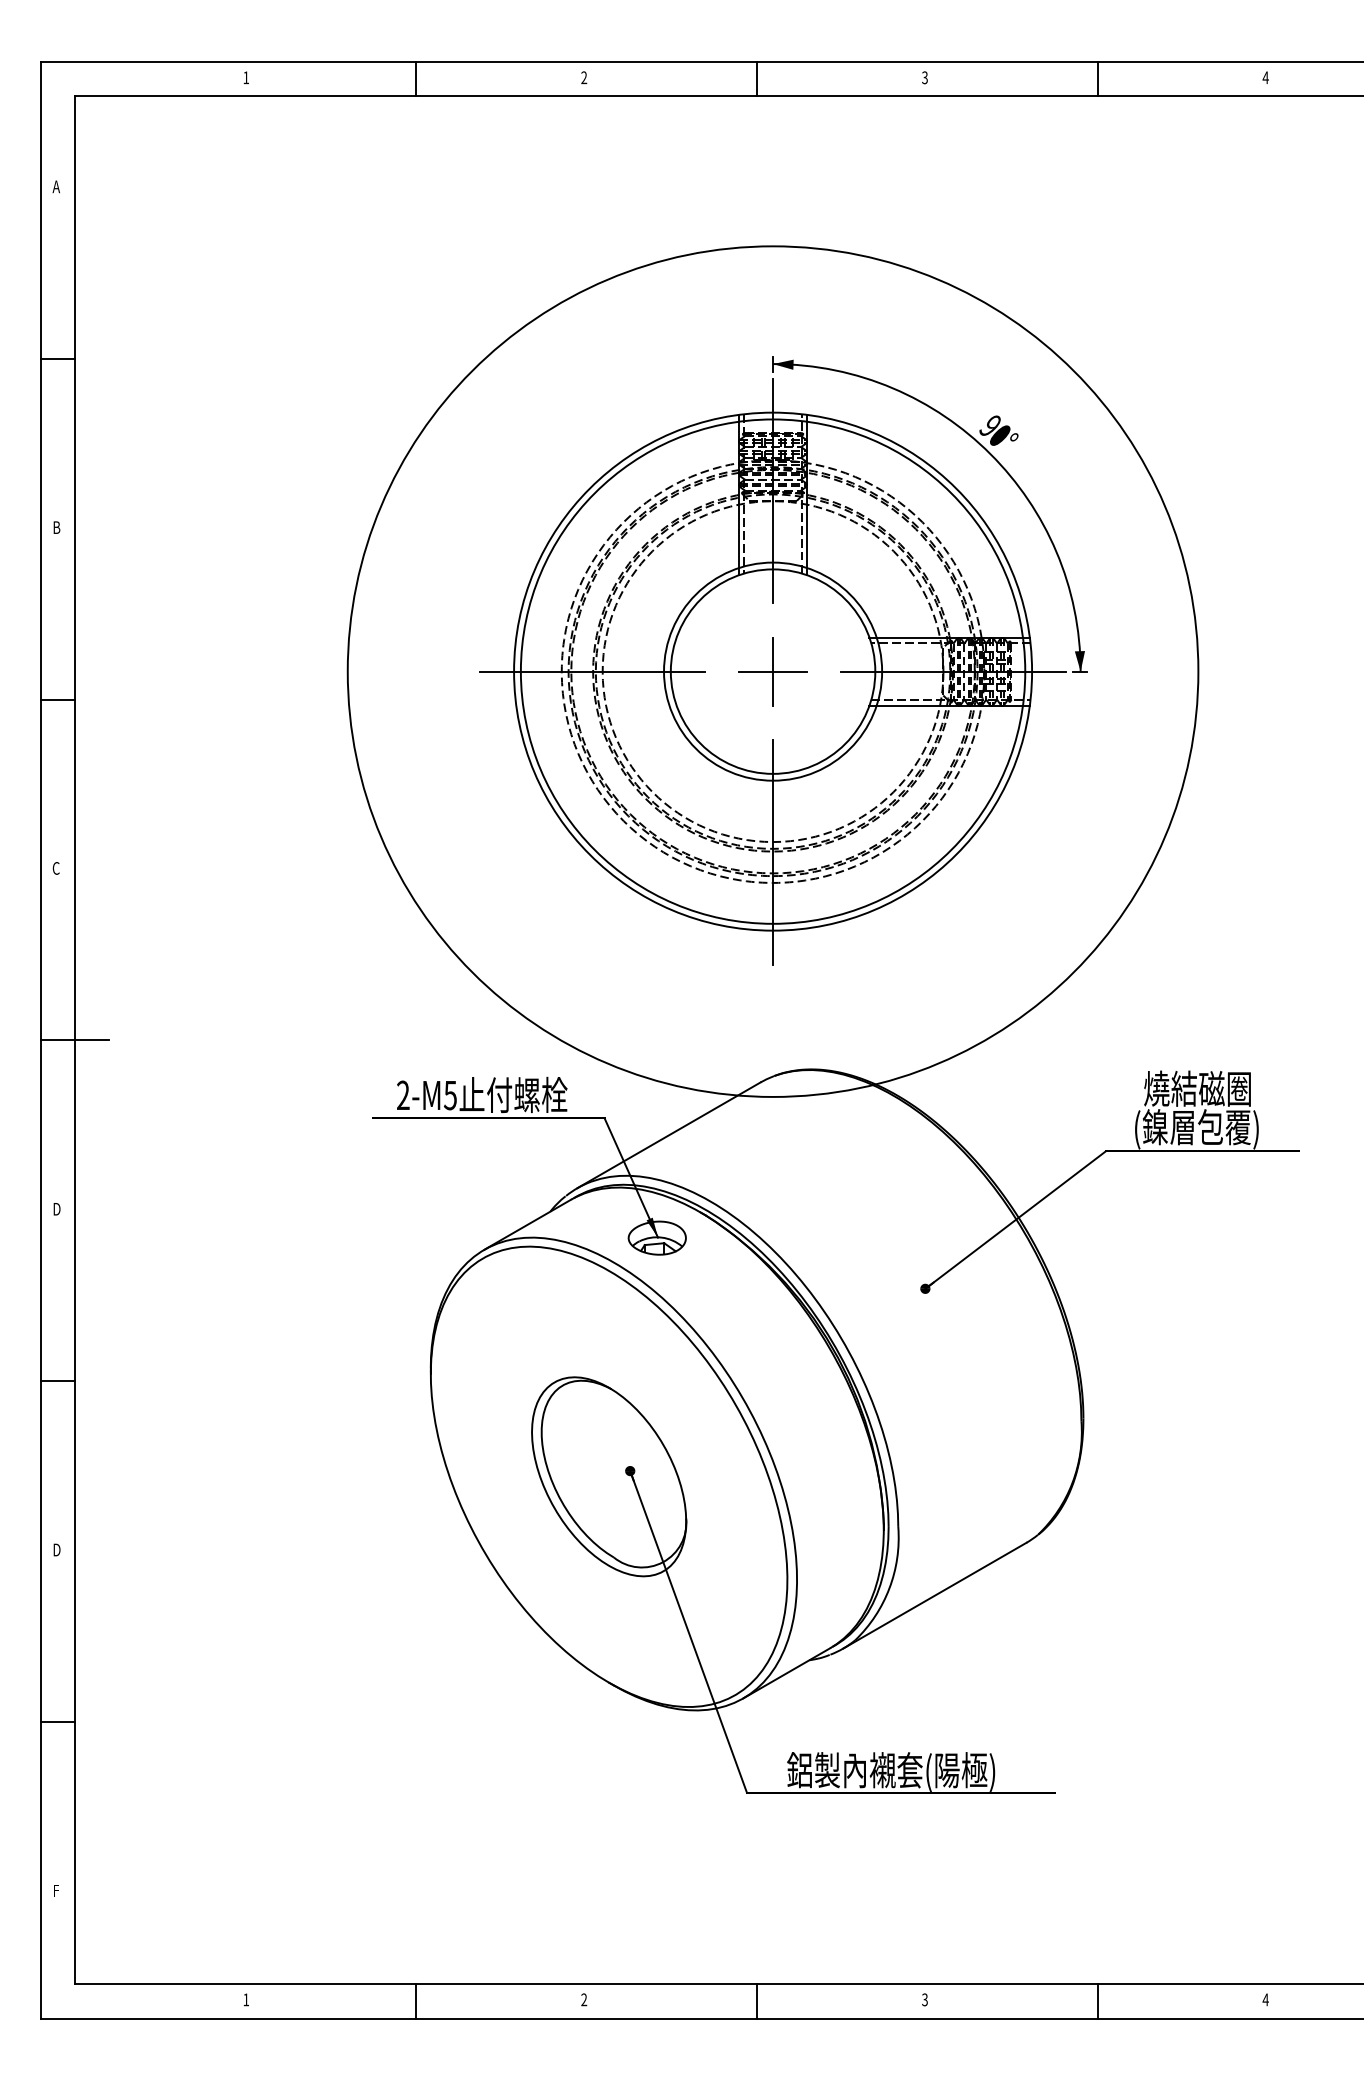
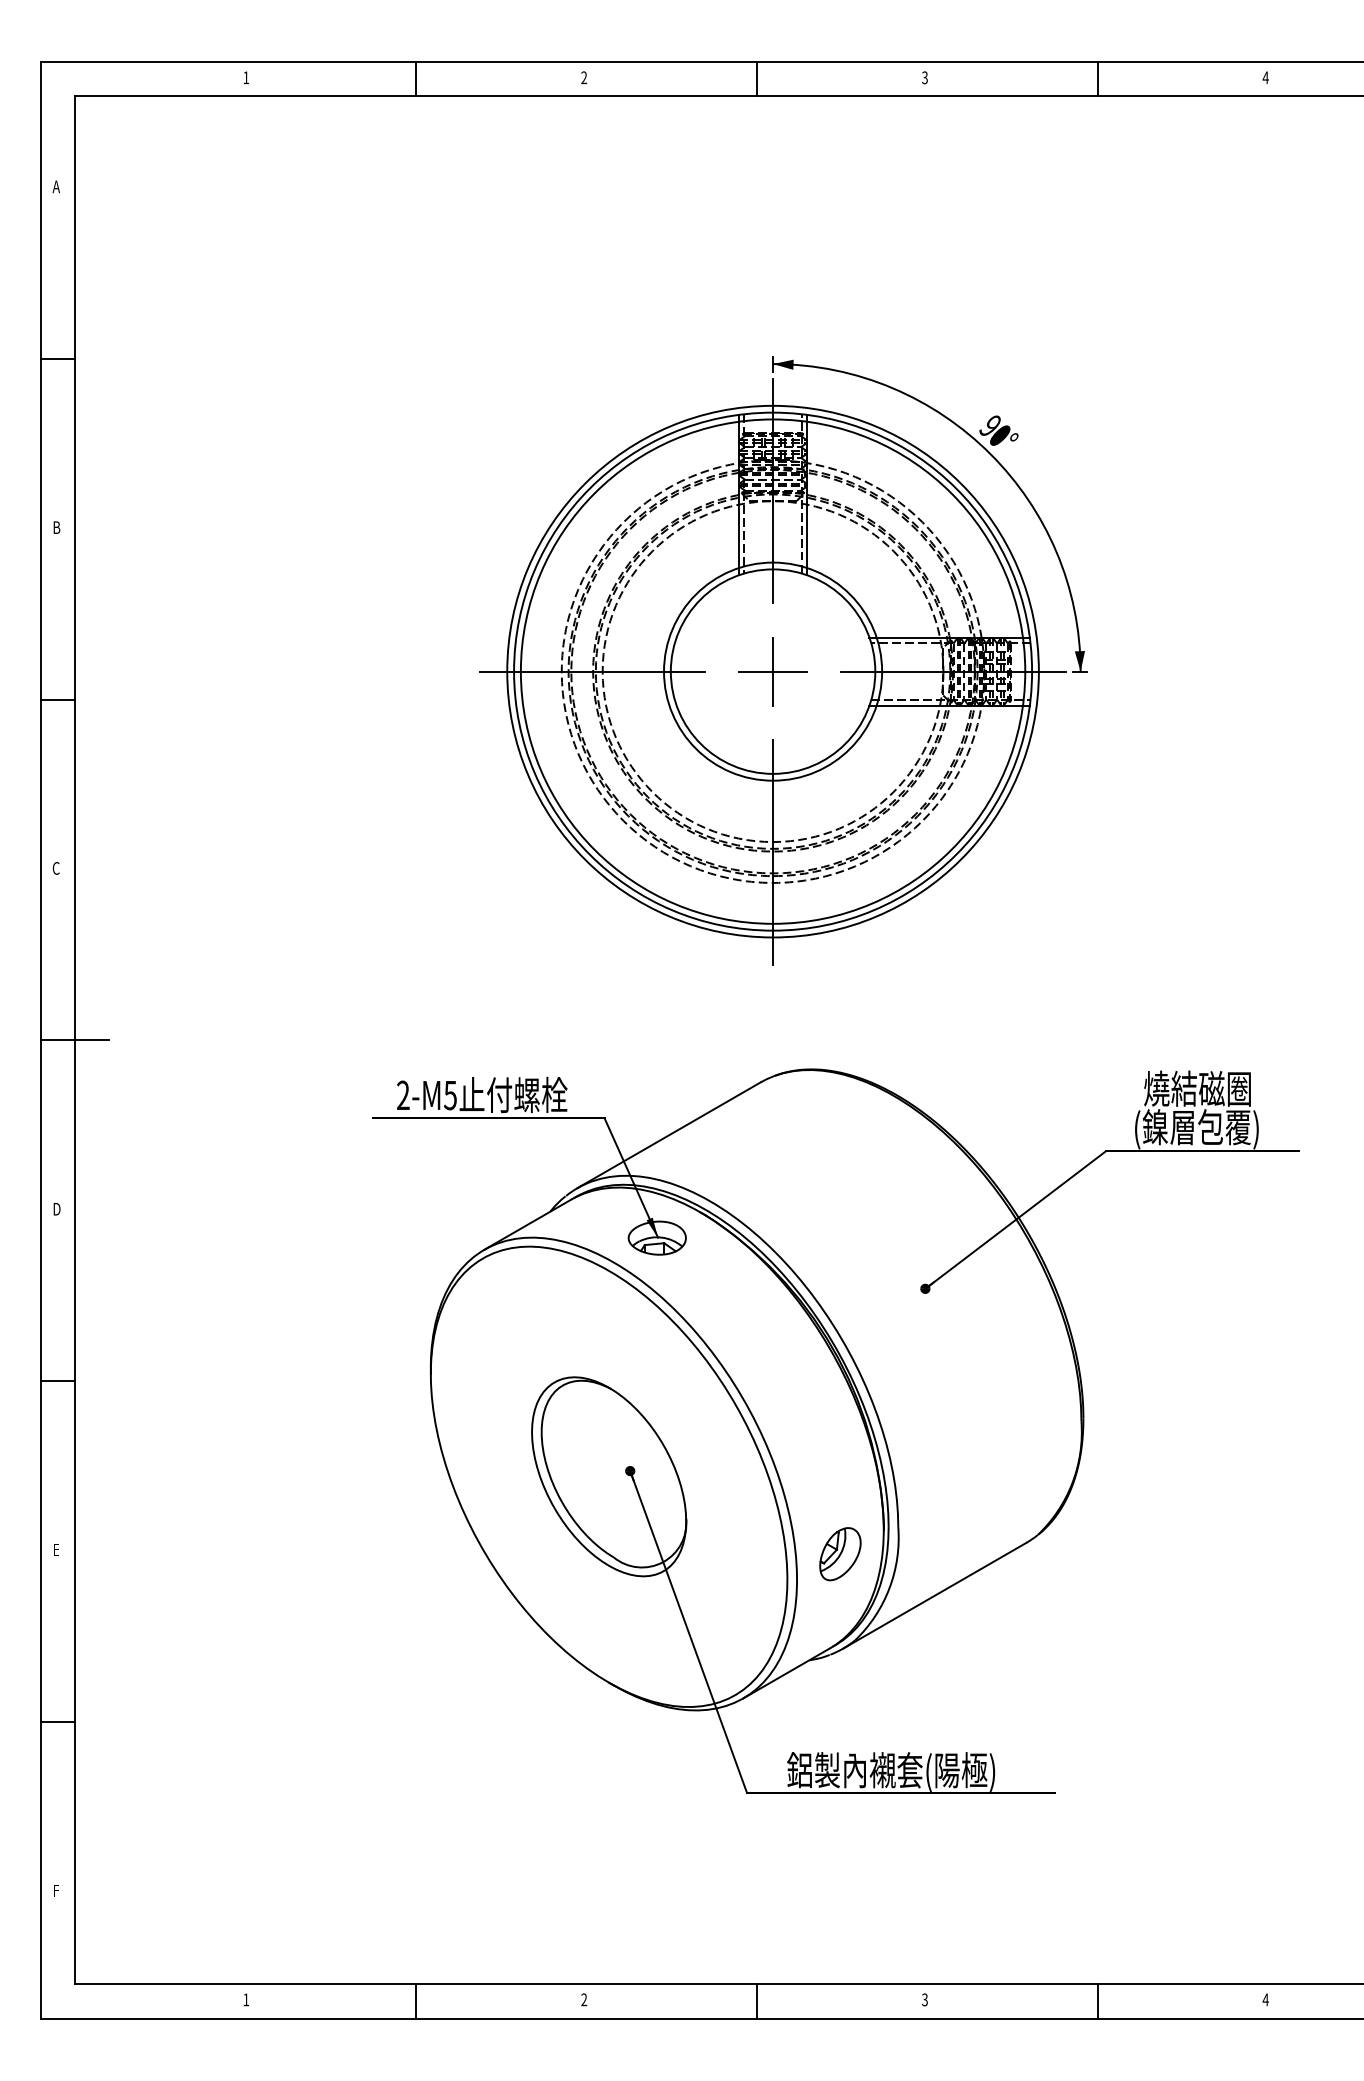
circle diameter: 851 px -> 532 px (772, 671)
text: D -> E (56, 1549)
part: none -> present (840, 1554)
